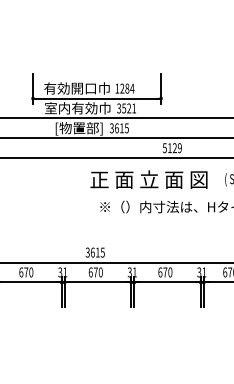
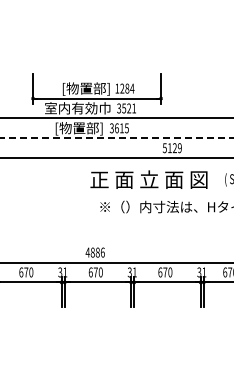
text: 有効開口巾 -> [物置部] (76, 88)
line: solid -> dashed (116, 138)
text: 3615 -> 4886 (94, 252)
